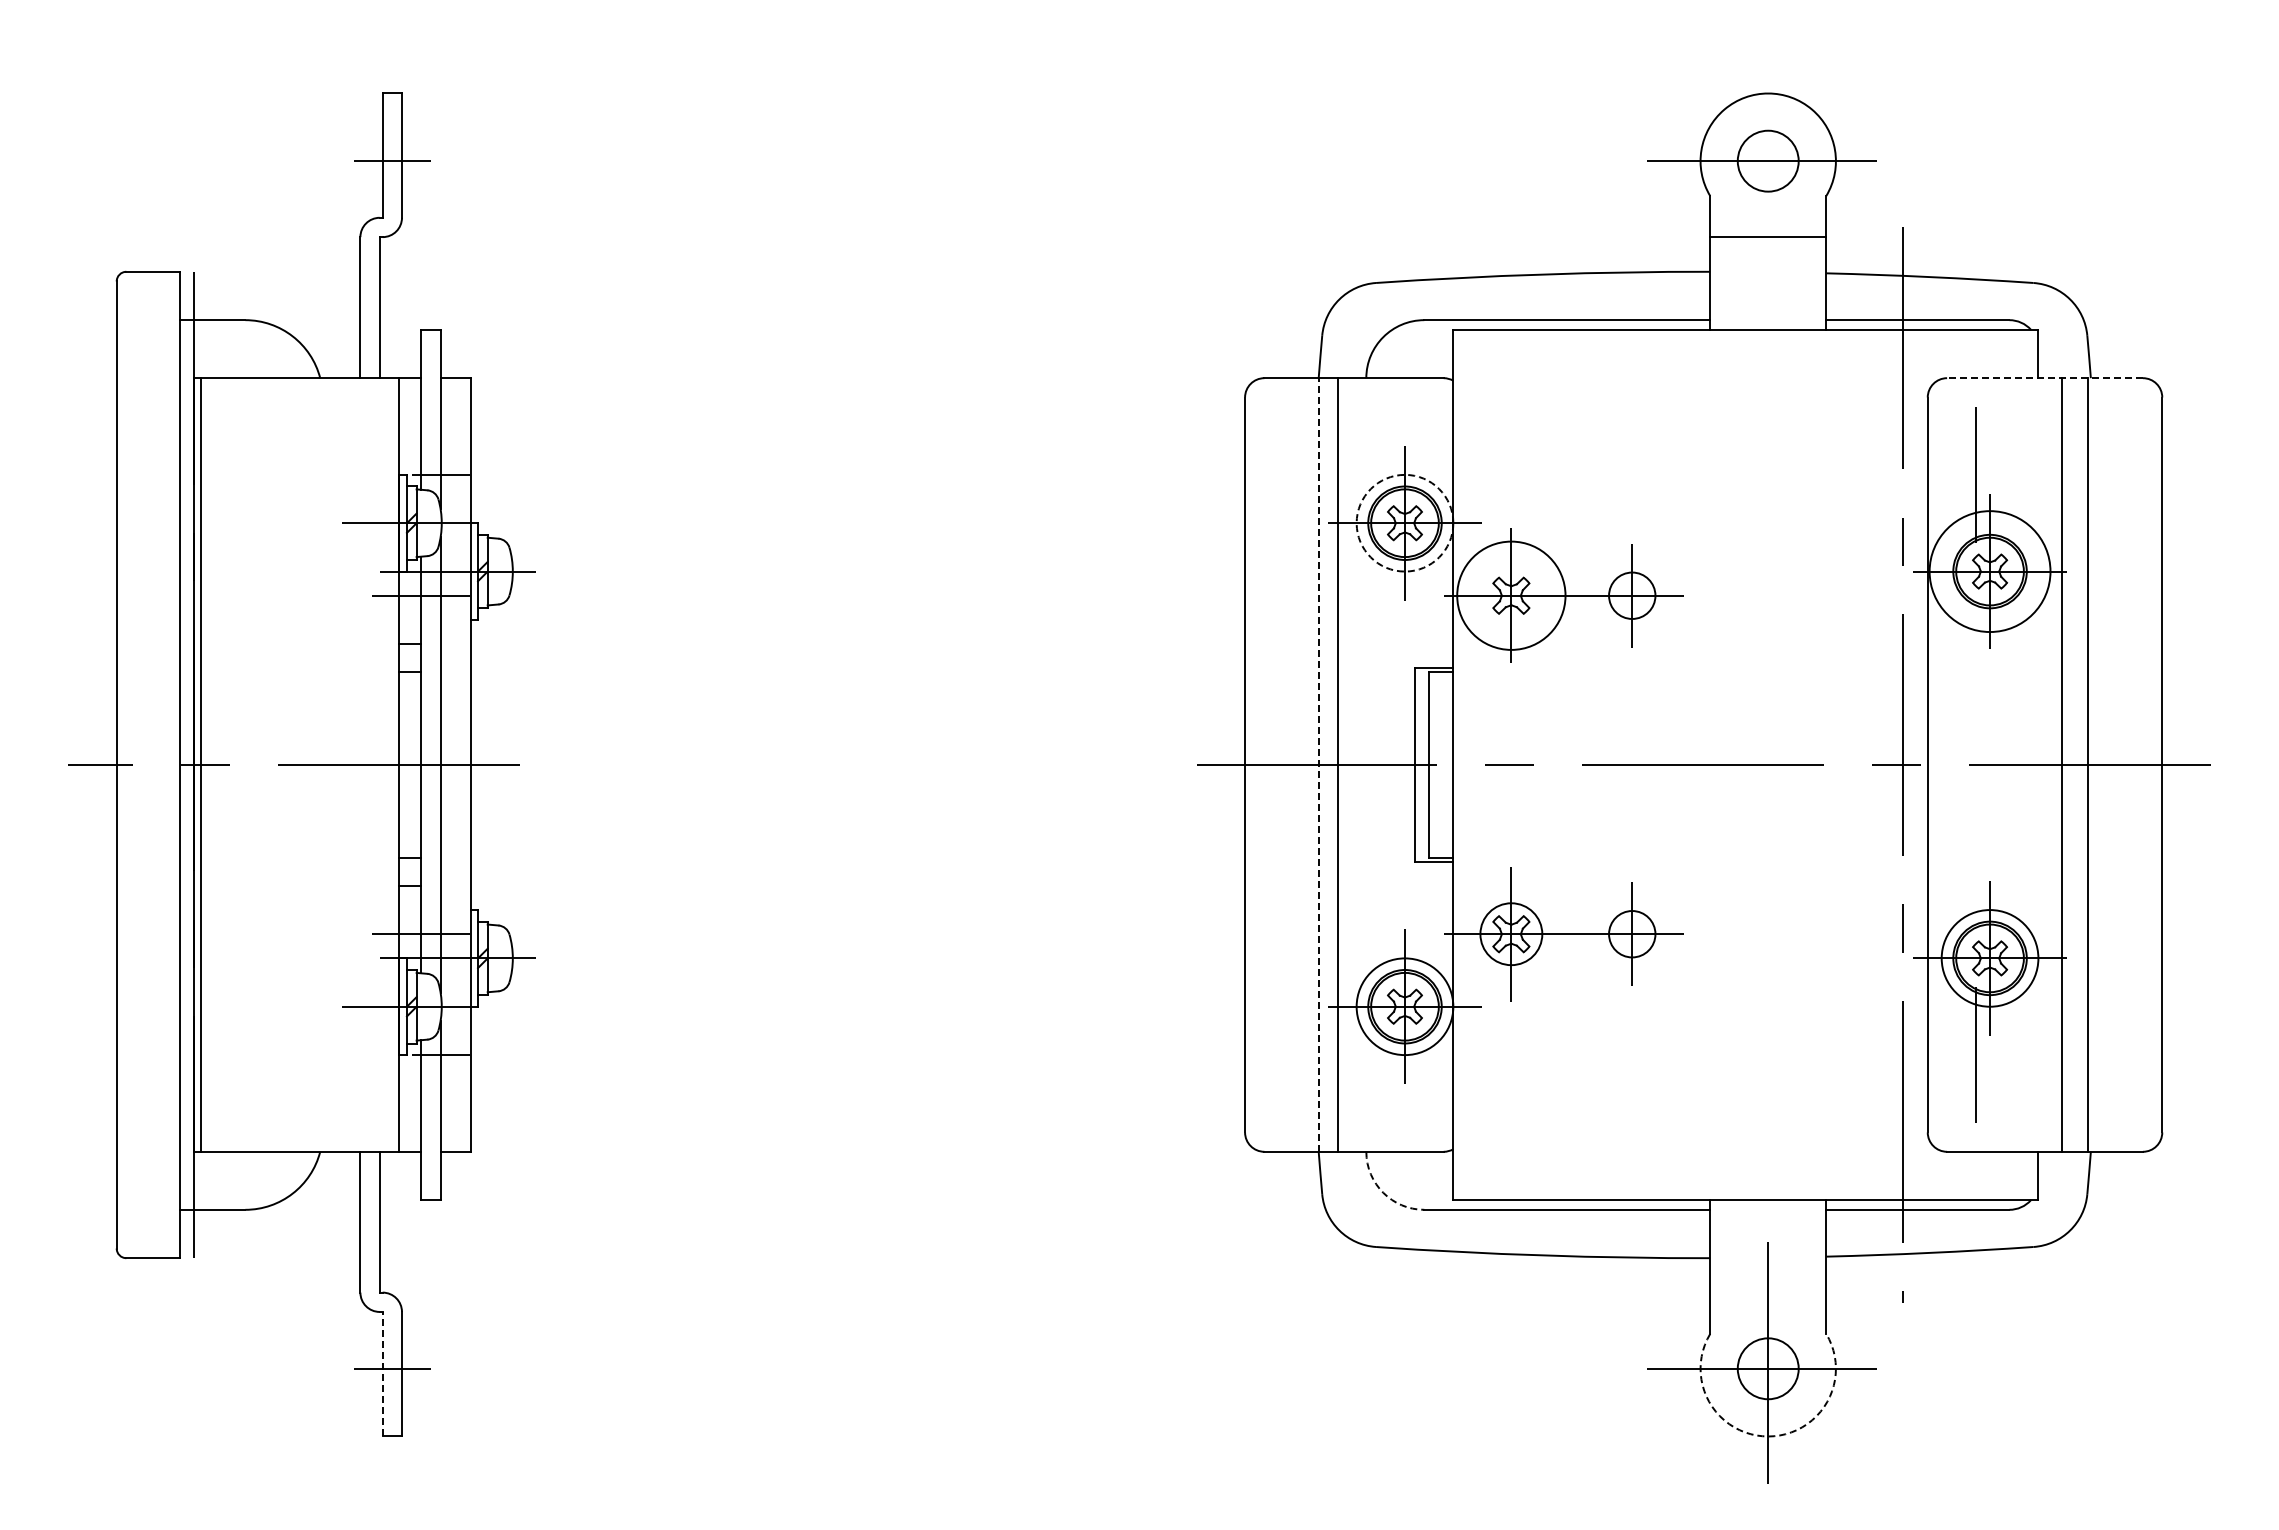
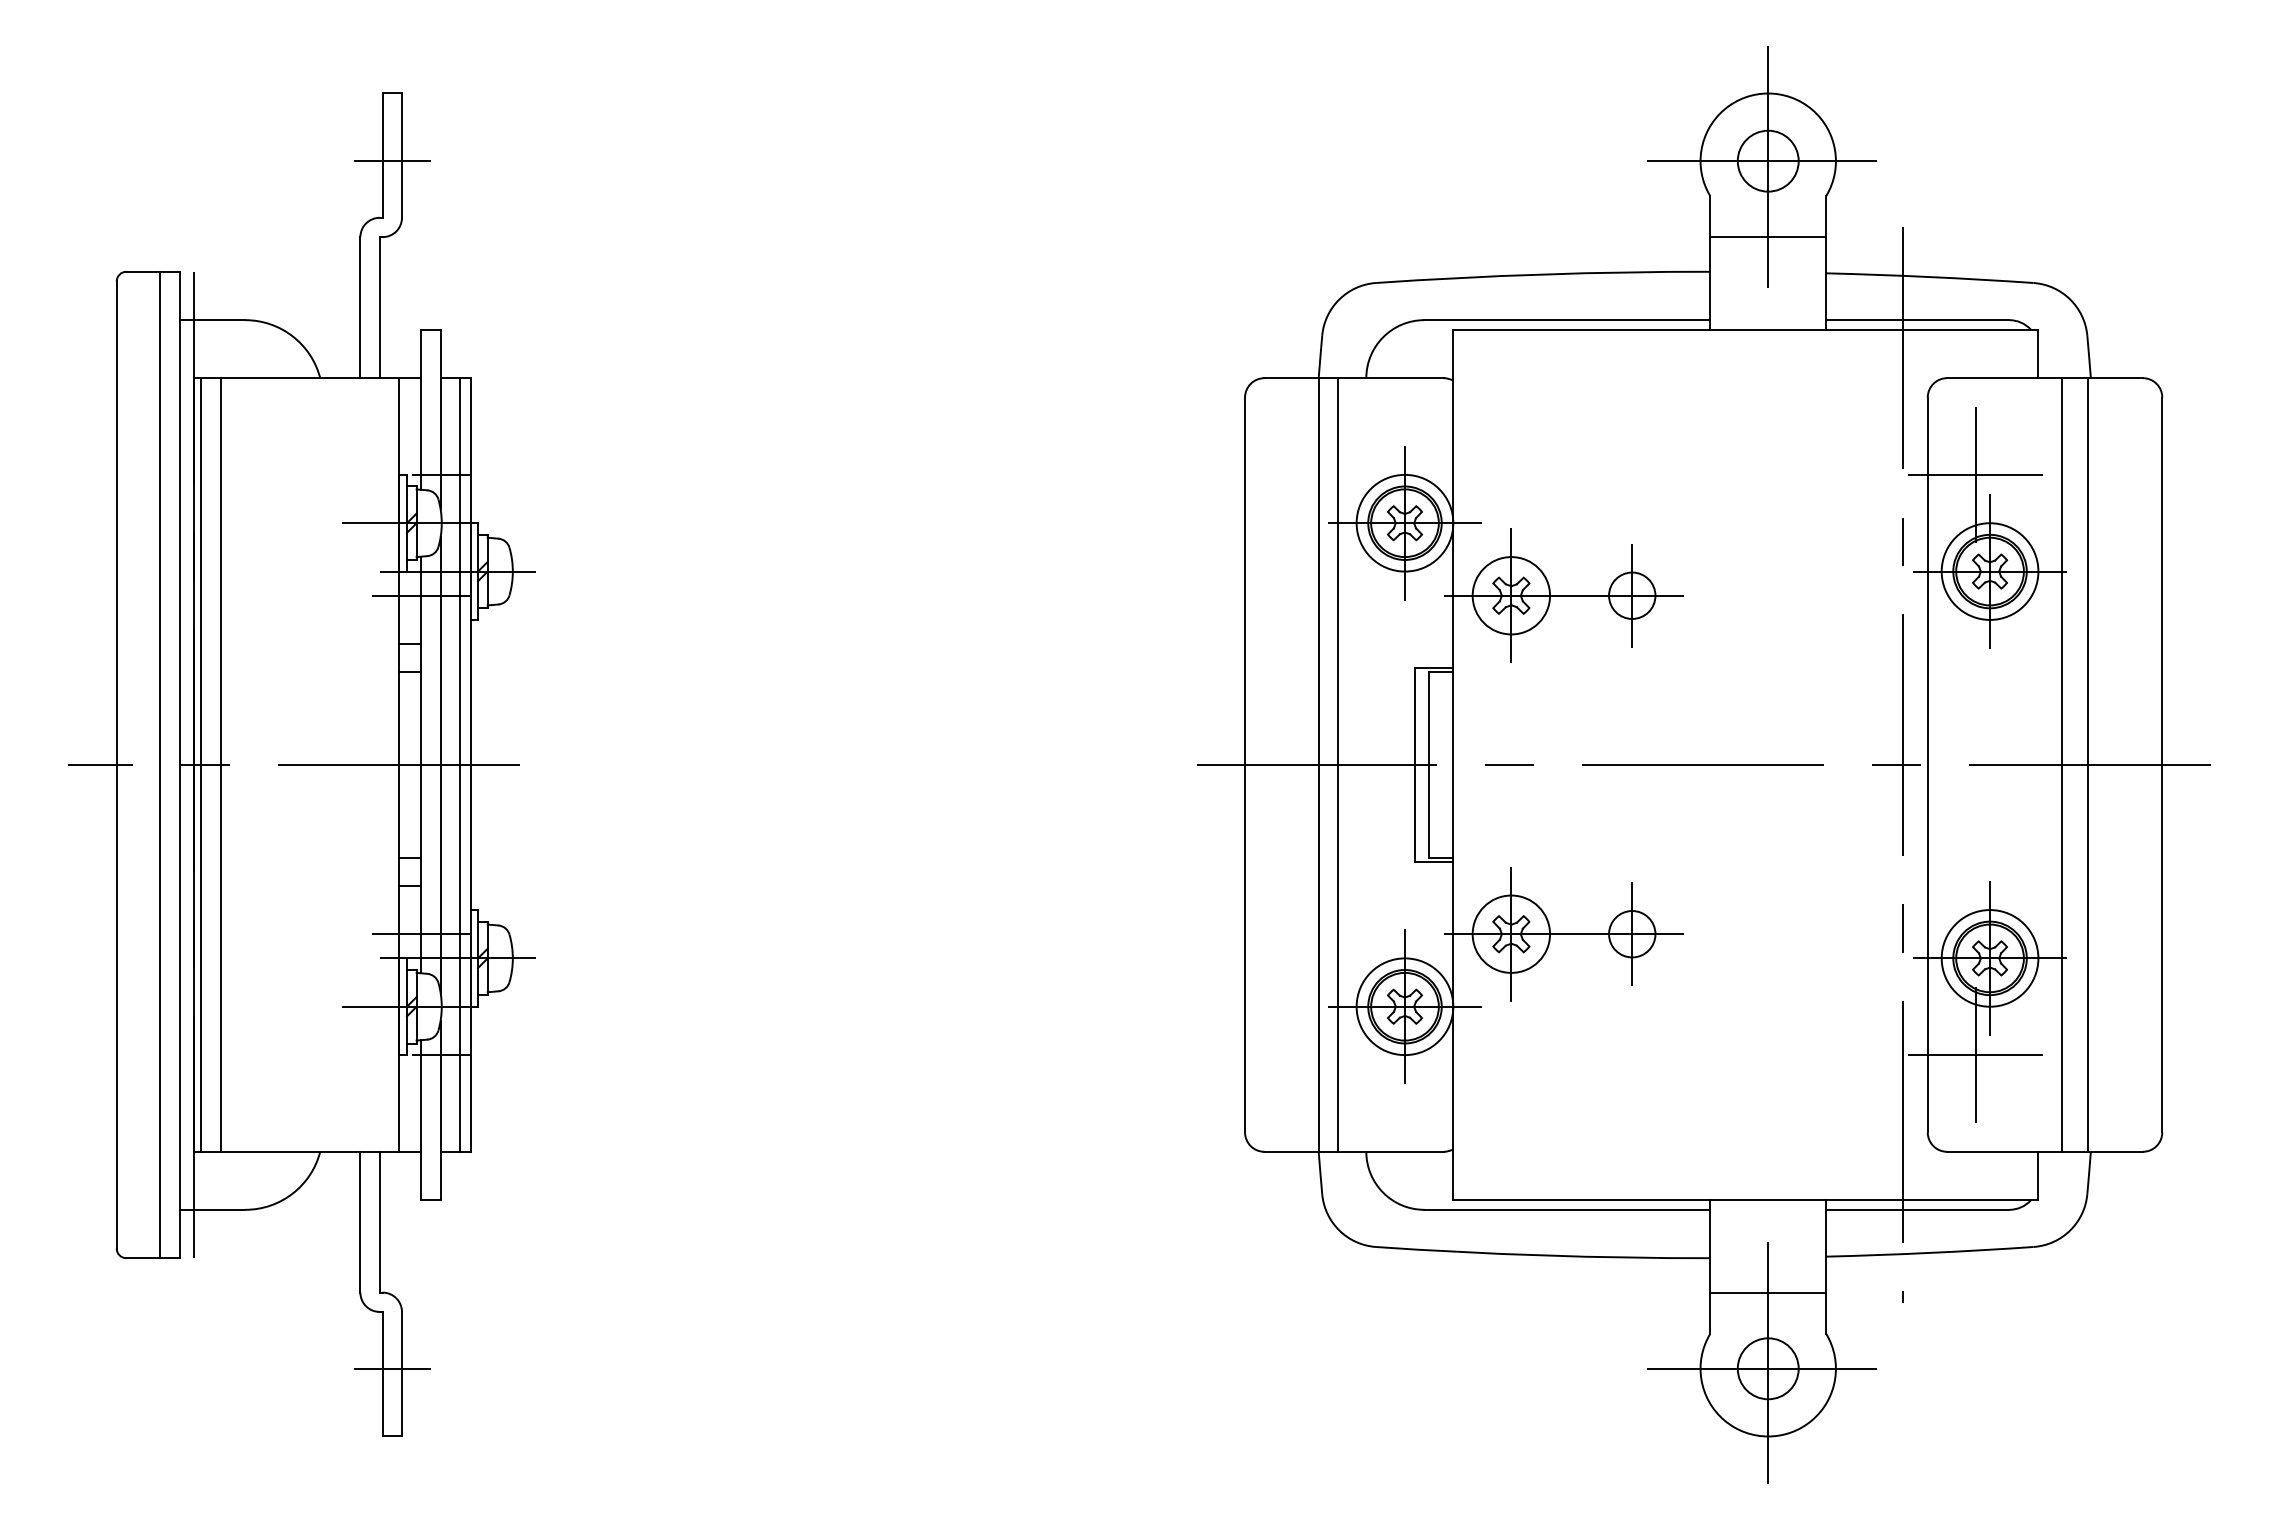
line: none -> present (1768, 176)
line: dashed -> solid (2045, 378)
line: none -> present (1975, 474)
circle: dashed -> solid (1404, 522)
circle diameter: 121 px -> 97 px (1989, 571)
circle diameter: 108 px -> 77 px (1511, 595)
line: none -> present (160, 764)
line: none -> present (220, 764)
line: none -> present (459, 764)
line: dashed -> solid (1319, 764)
circle diameter: 62 px -> 77 px (1511, 933)
line: none -> present (1975, 1055)
arc: dashed -> solid (1383, 1192)
line: none -> present (1768, 1292)
line: dashed -> solid (382, 1373)
arc: dashed -> solid (1768, 1436)
